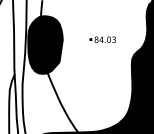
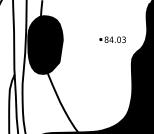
part position: (102, 39) -> (112, 39) (112, 39)
